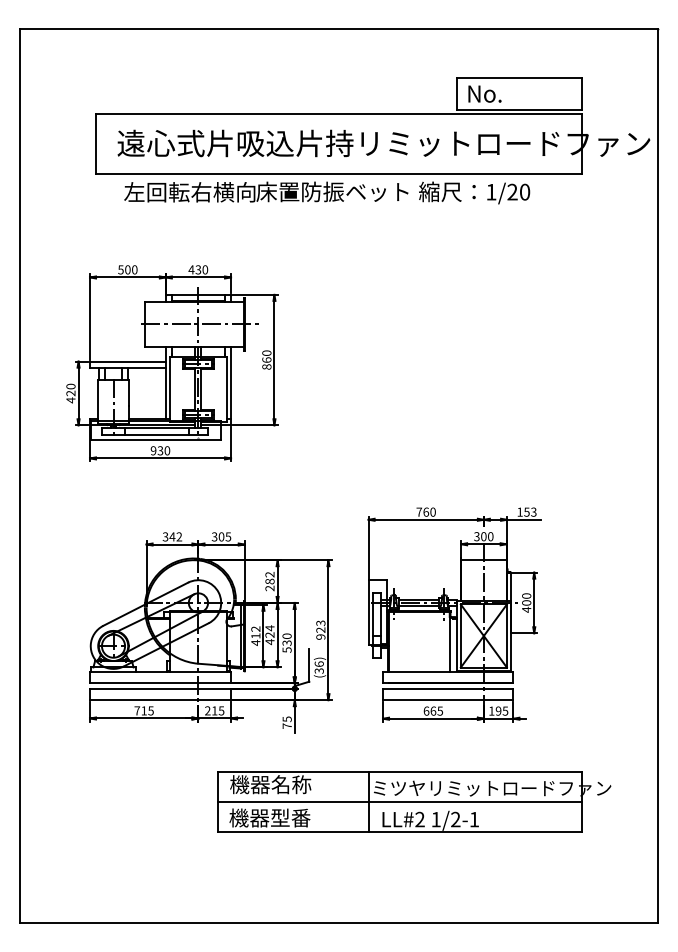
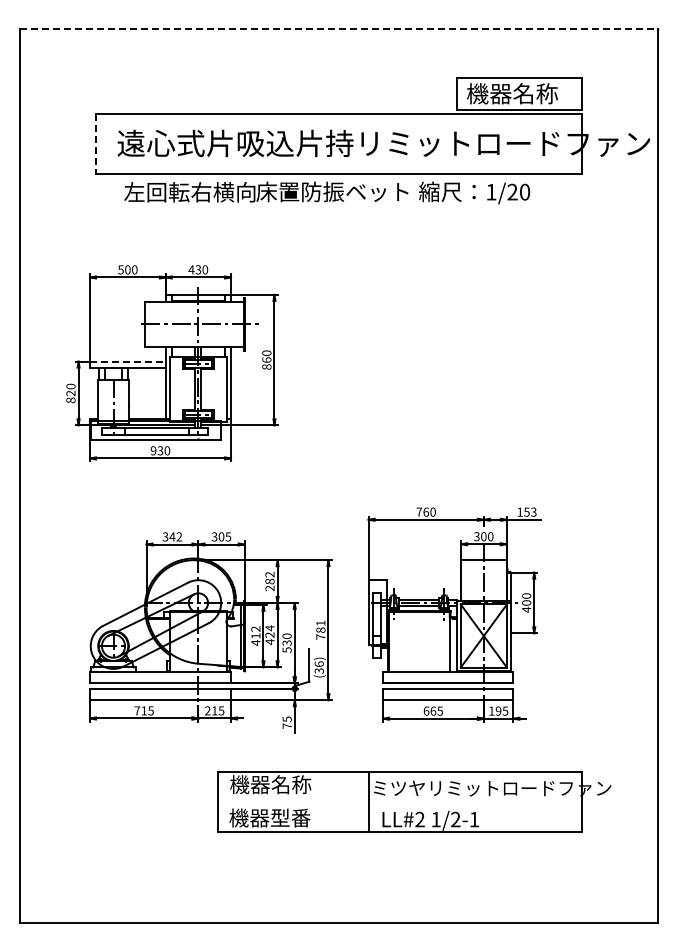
line: solid -> dashed (338, 28)
text: No. -> 機器名称 (512, 93)
line: solid -> dashed (96, 144)
line: solid -> dashed (127, 361)
text: 420 -> 820 (70, 400)
text: 923 -> 781 (320, 629)
line: present -> none (399, 802)
